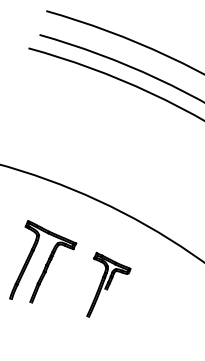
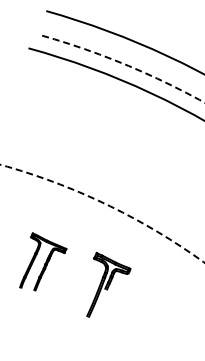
arc: solid -> dashed (124, 64)
arc: solid -> dashed (108, 205)
part size: 69x84 px -> 49x60 px (43, 261)
